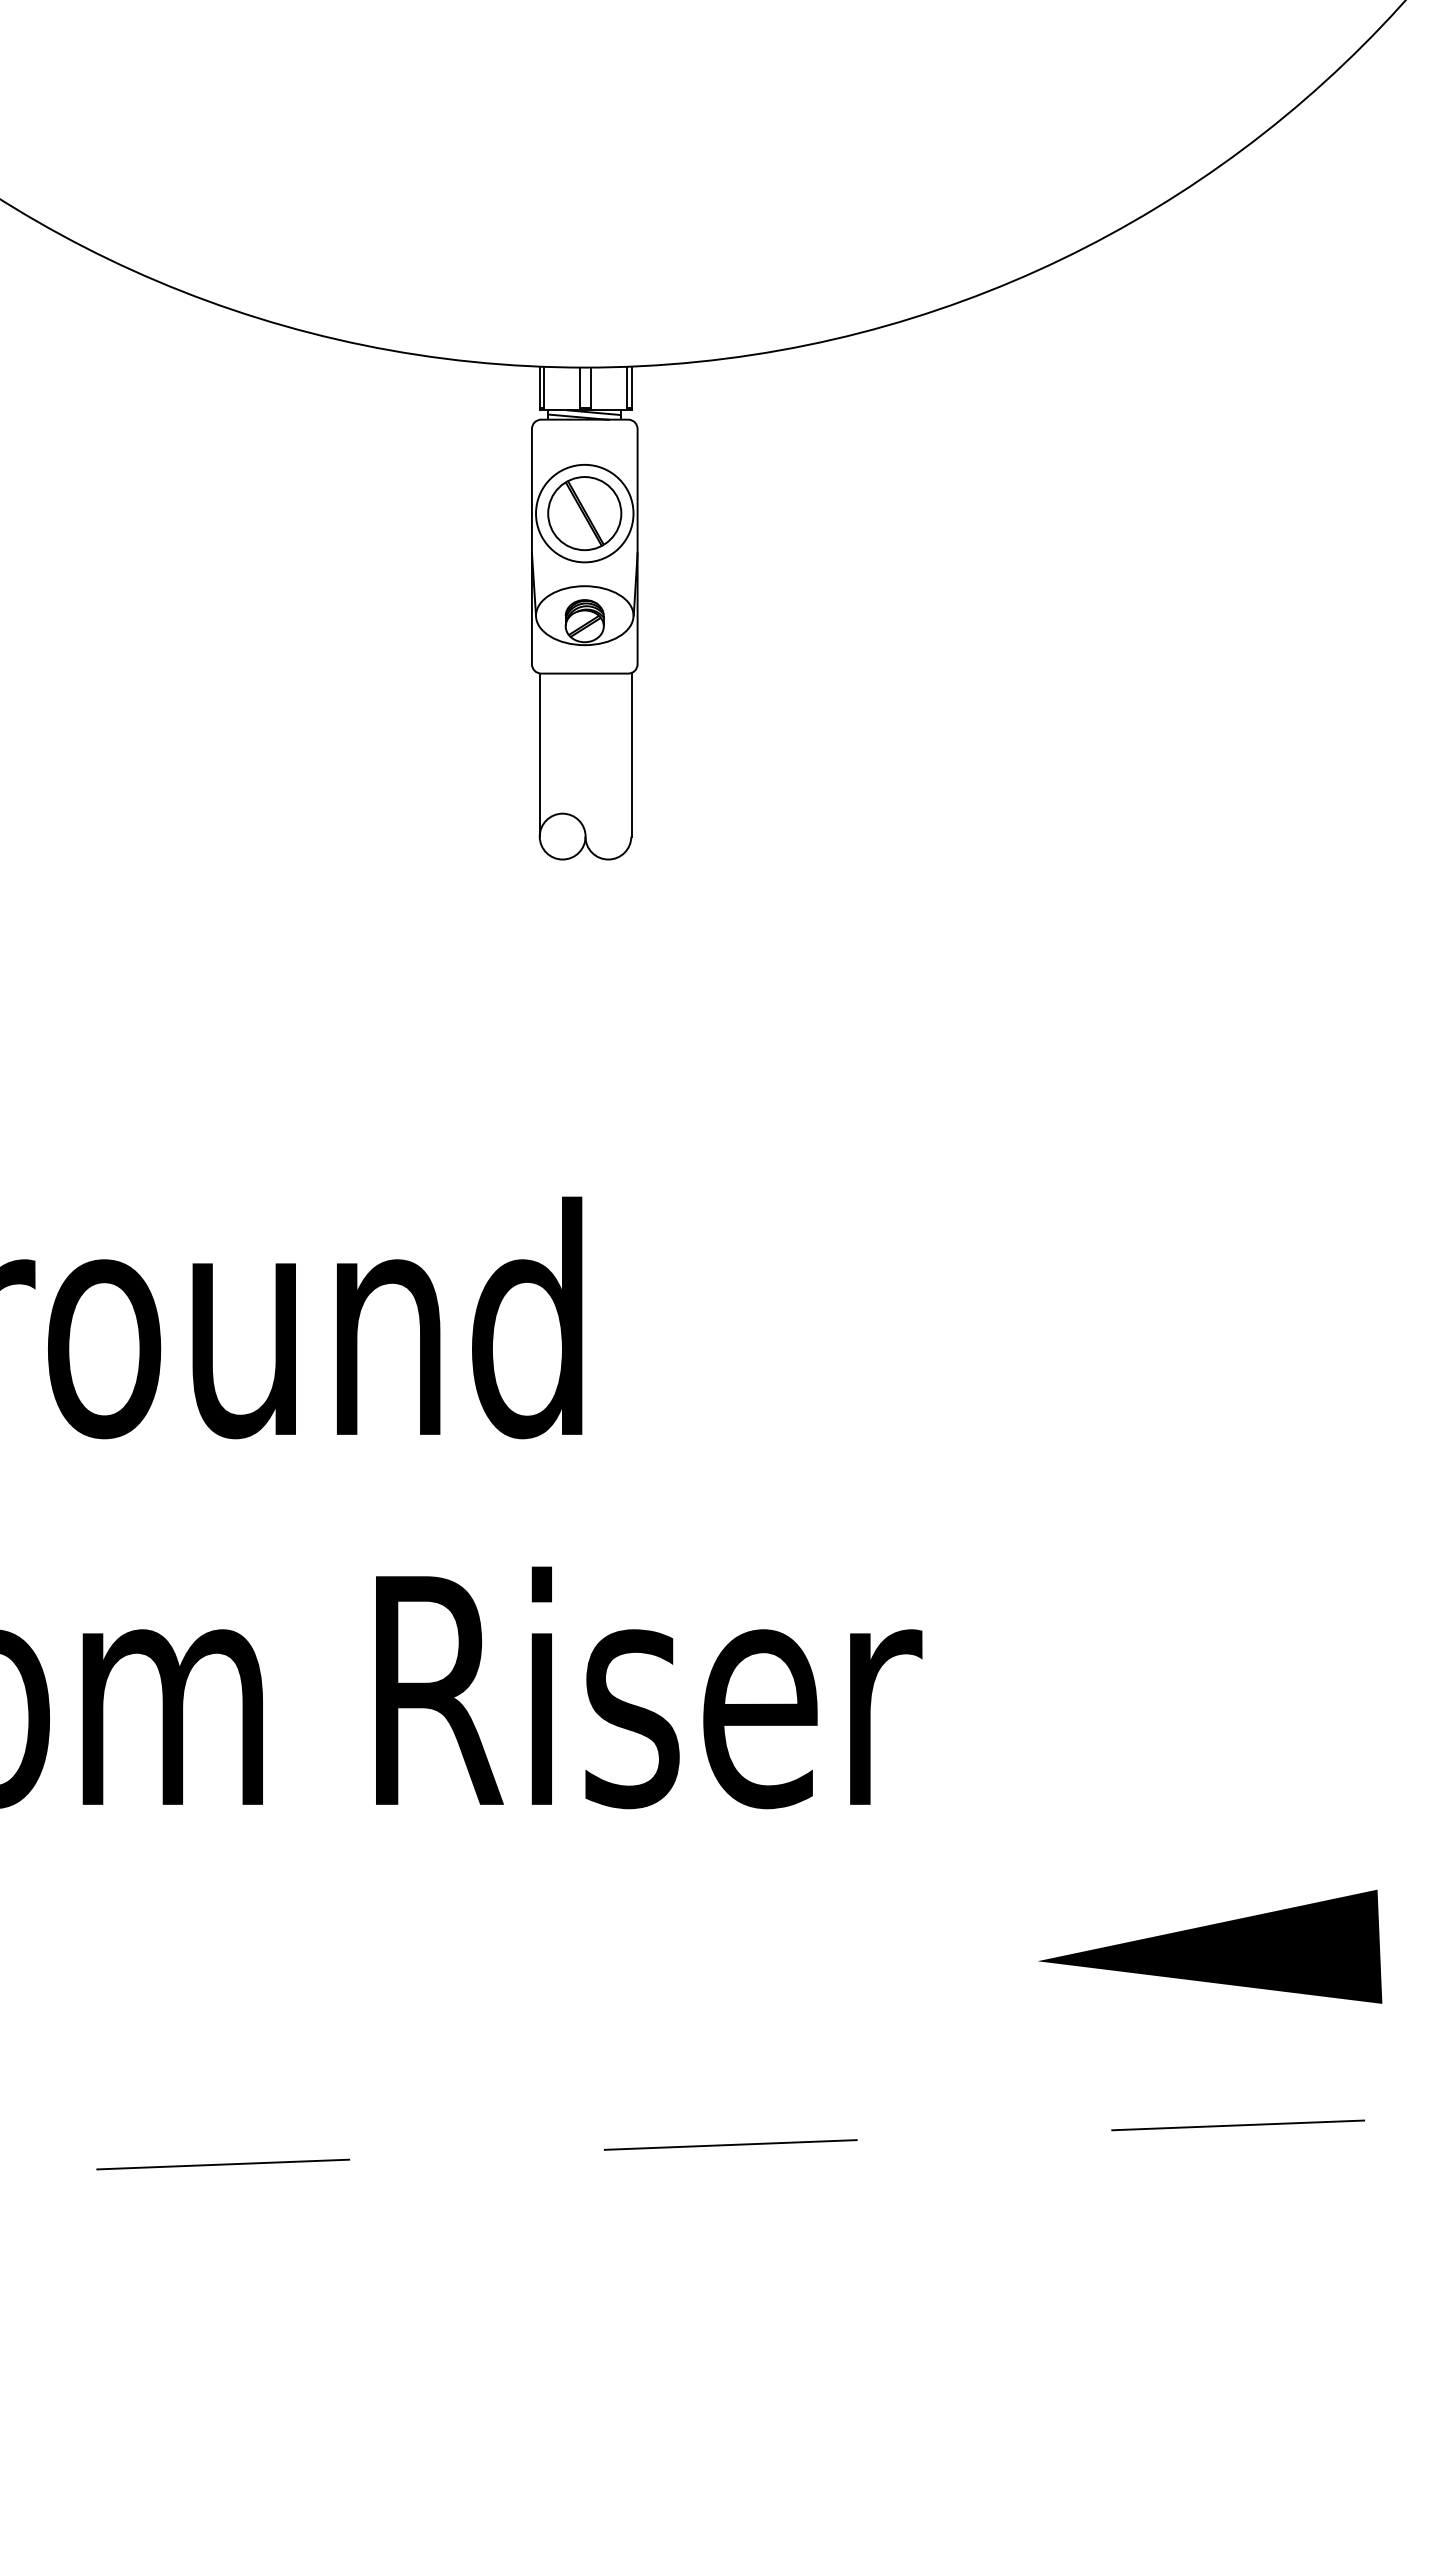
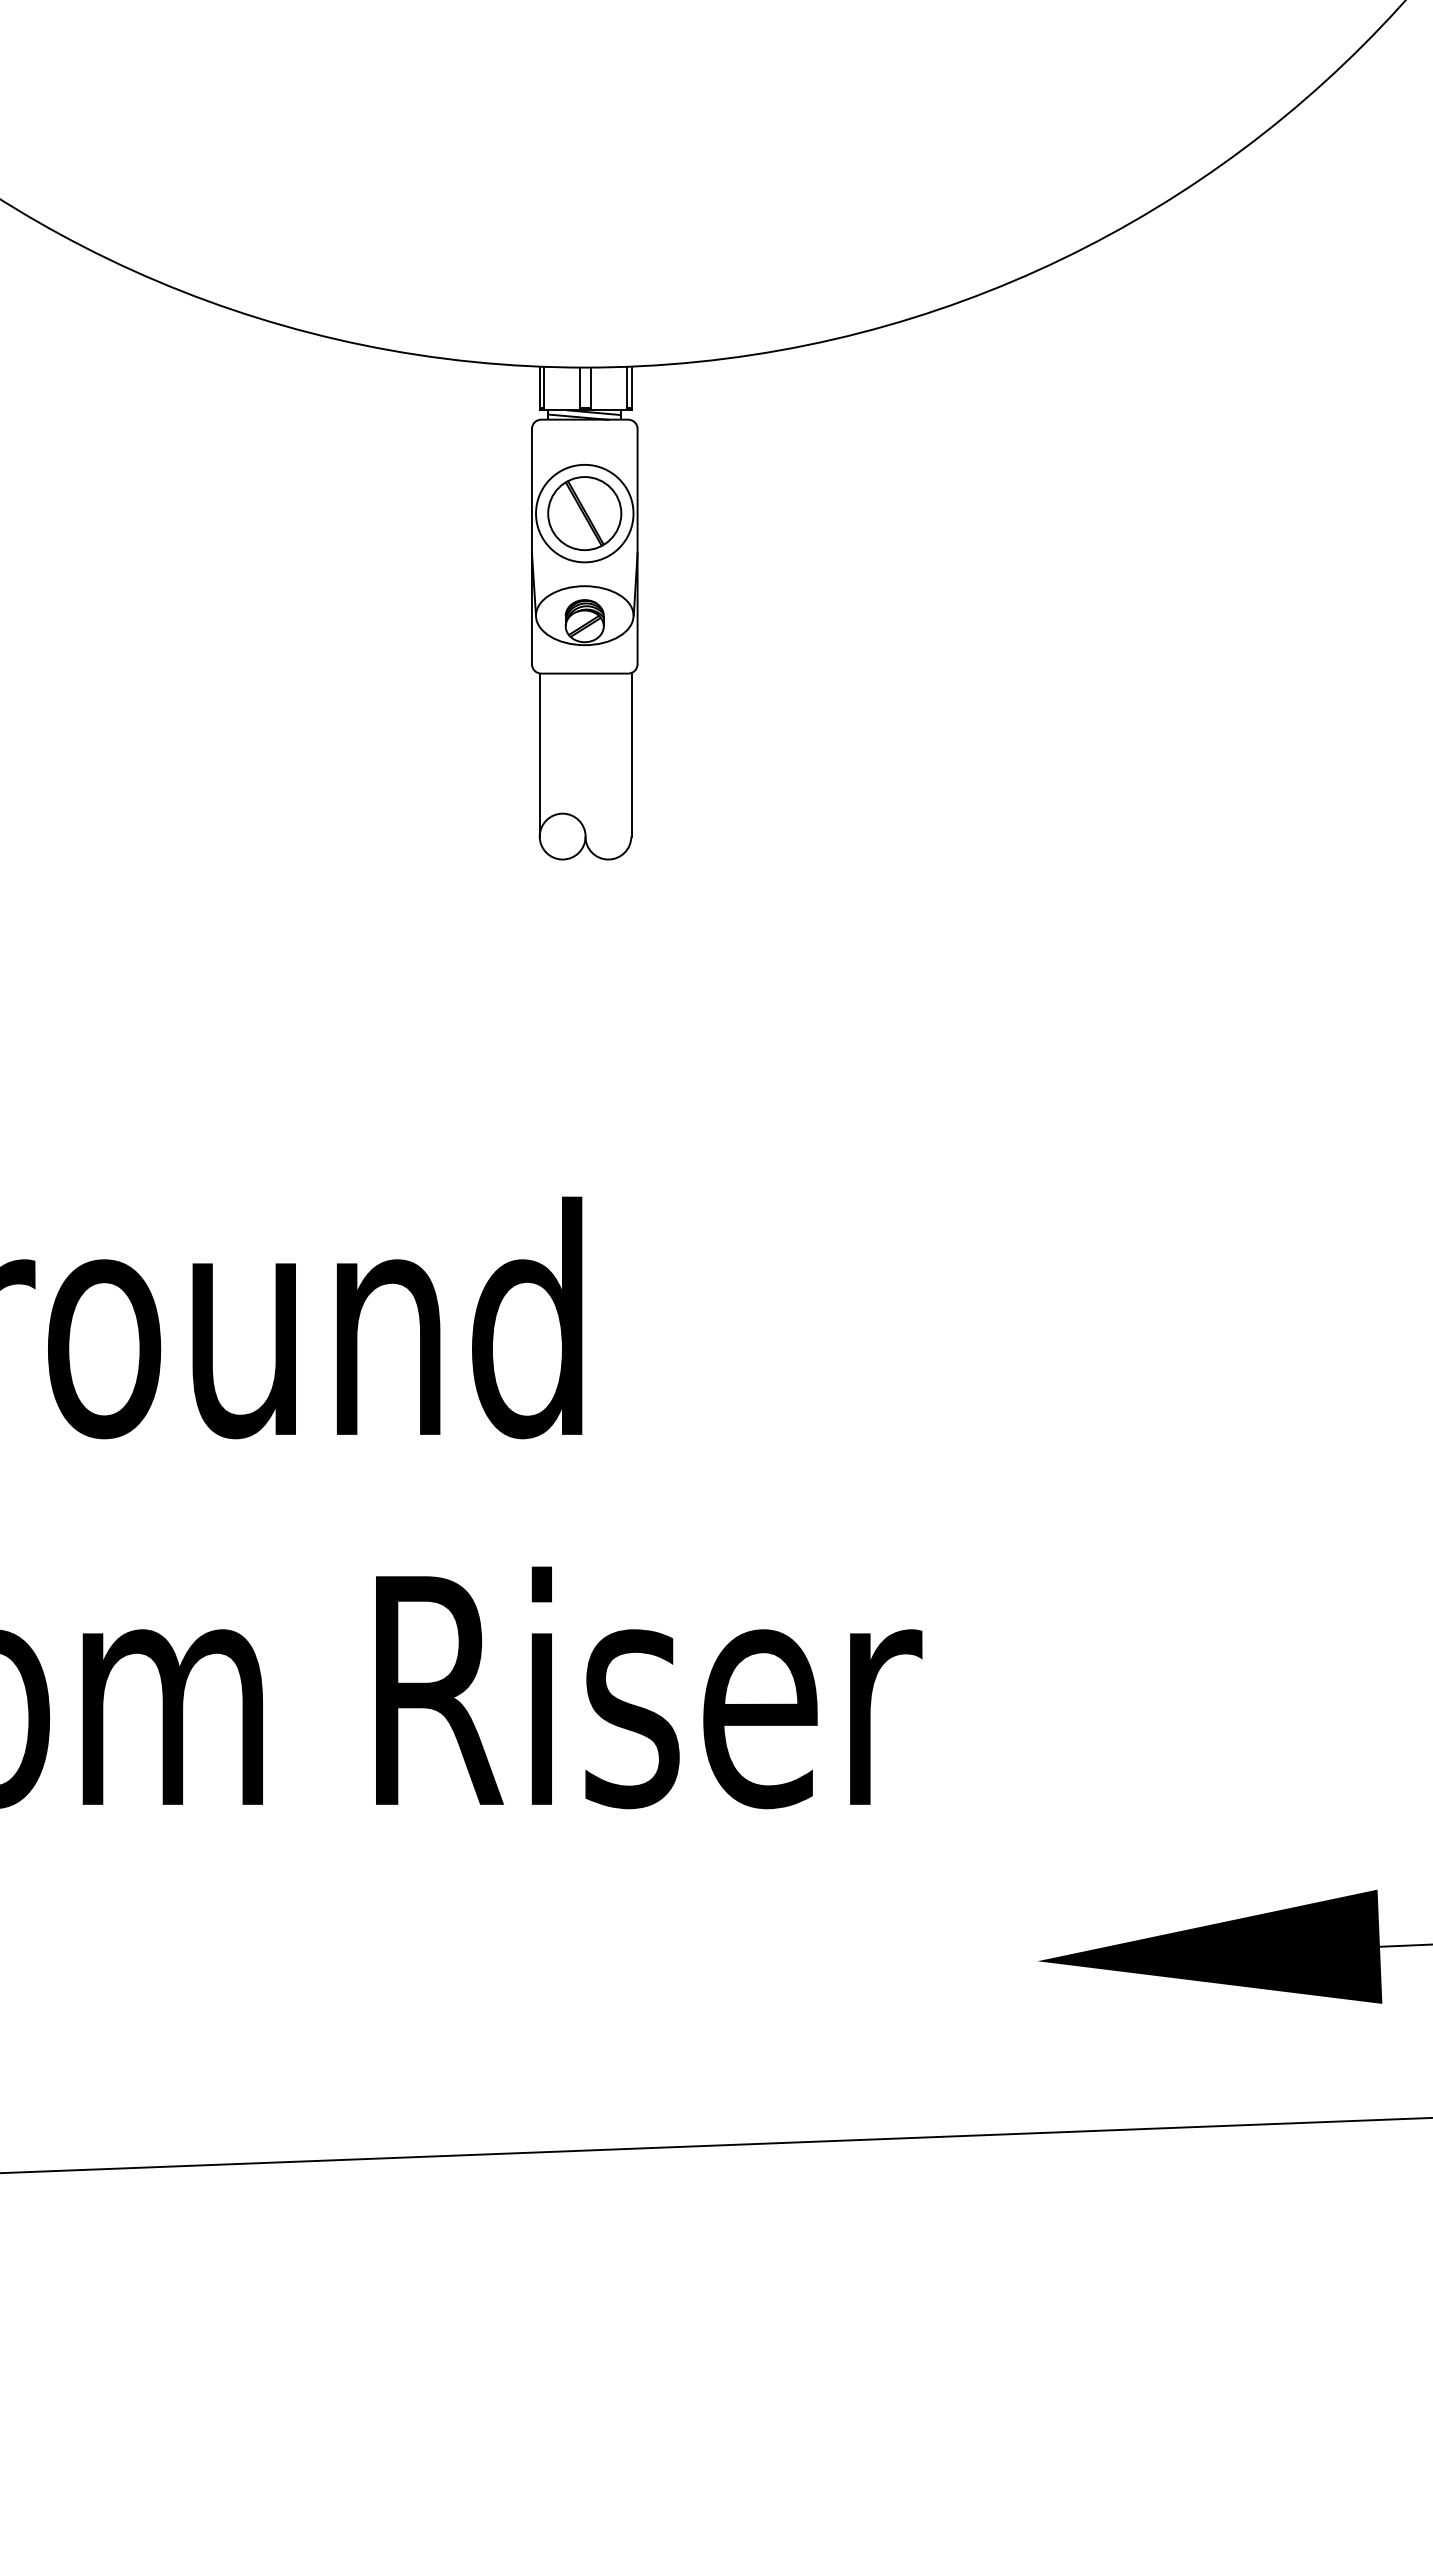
line: none -> present (1404, 1945)
line: dashed -> solid (716, 2145)
